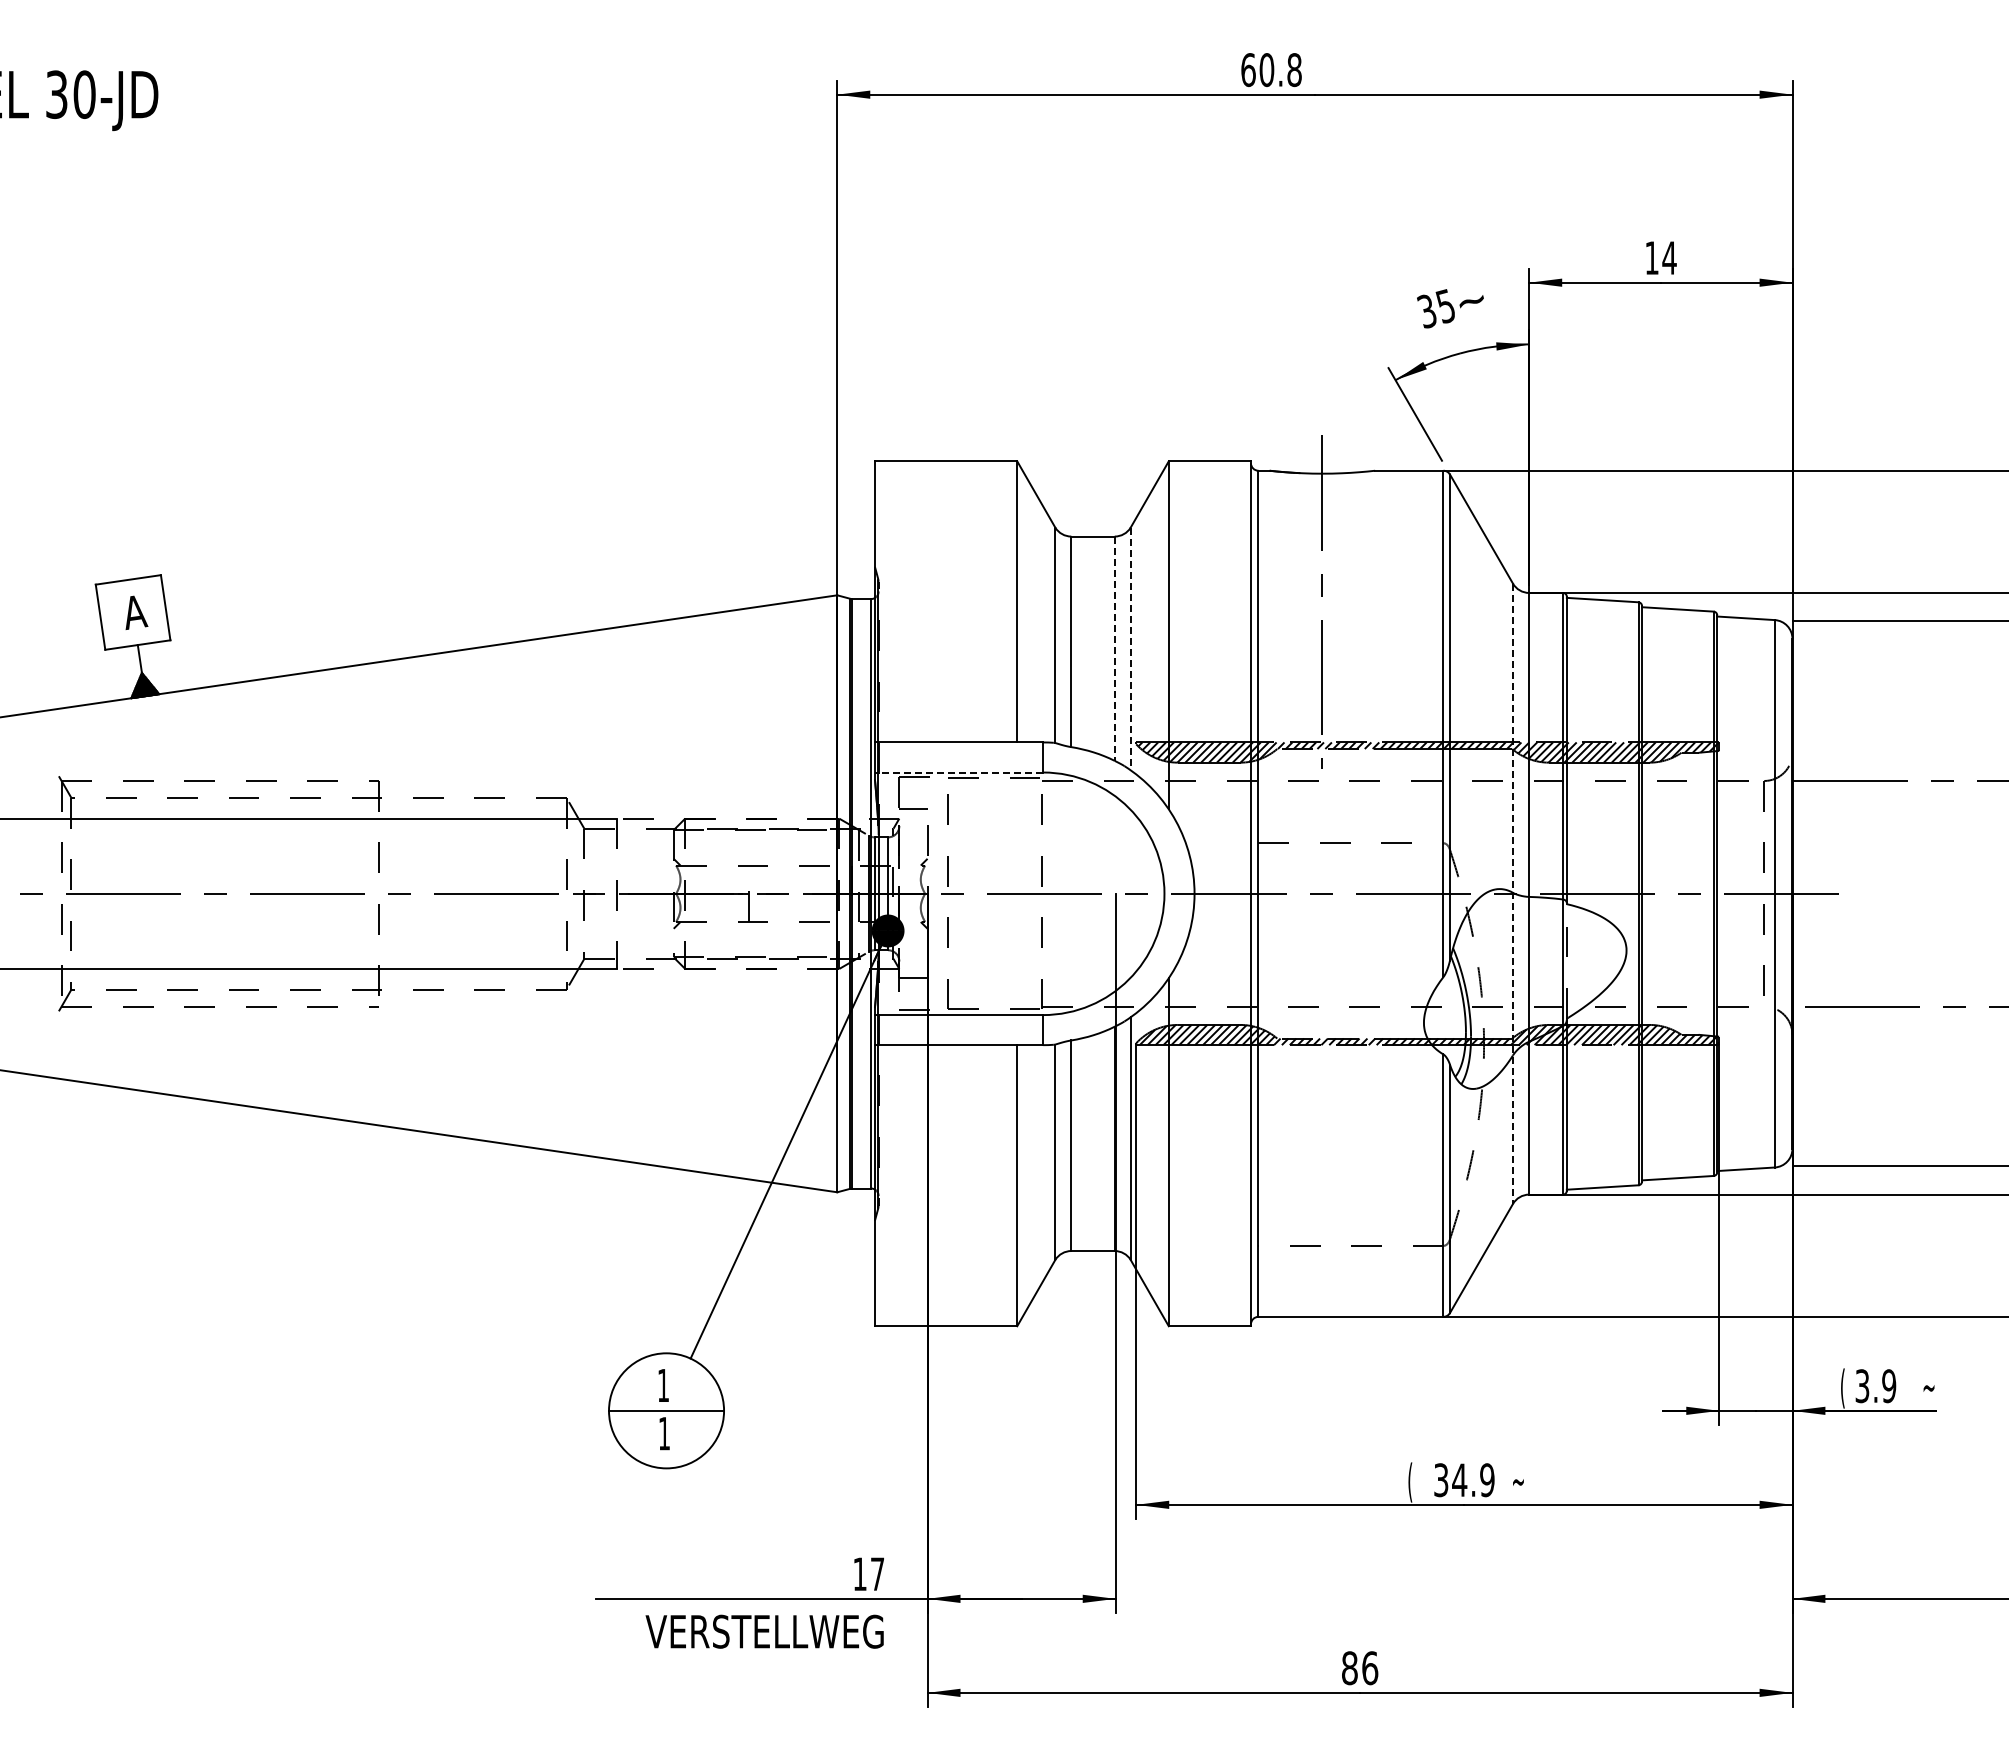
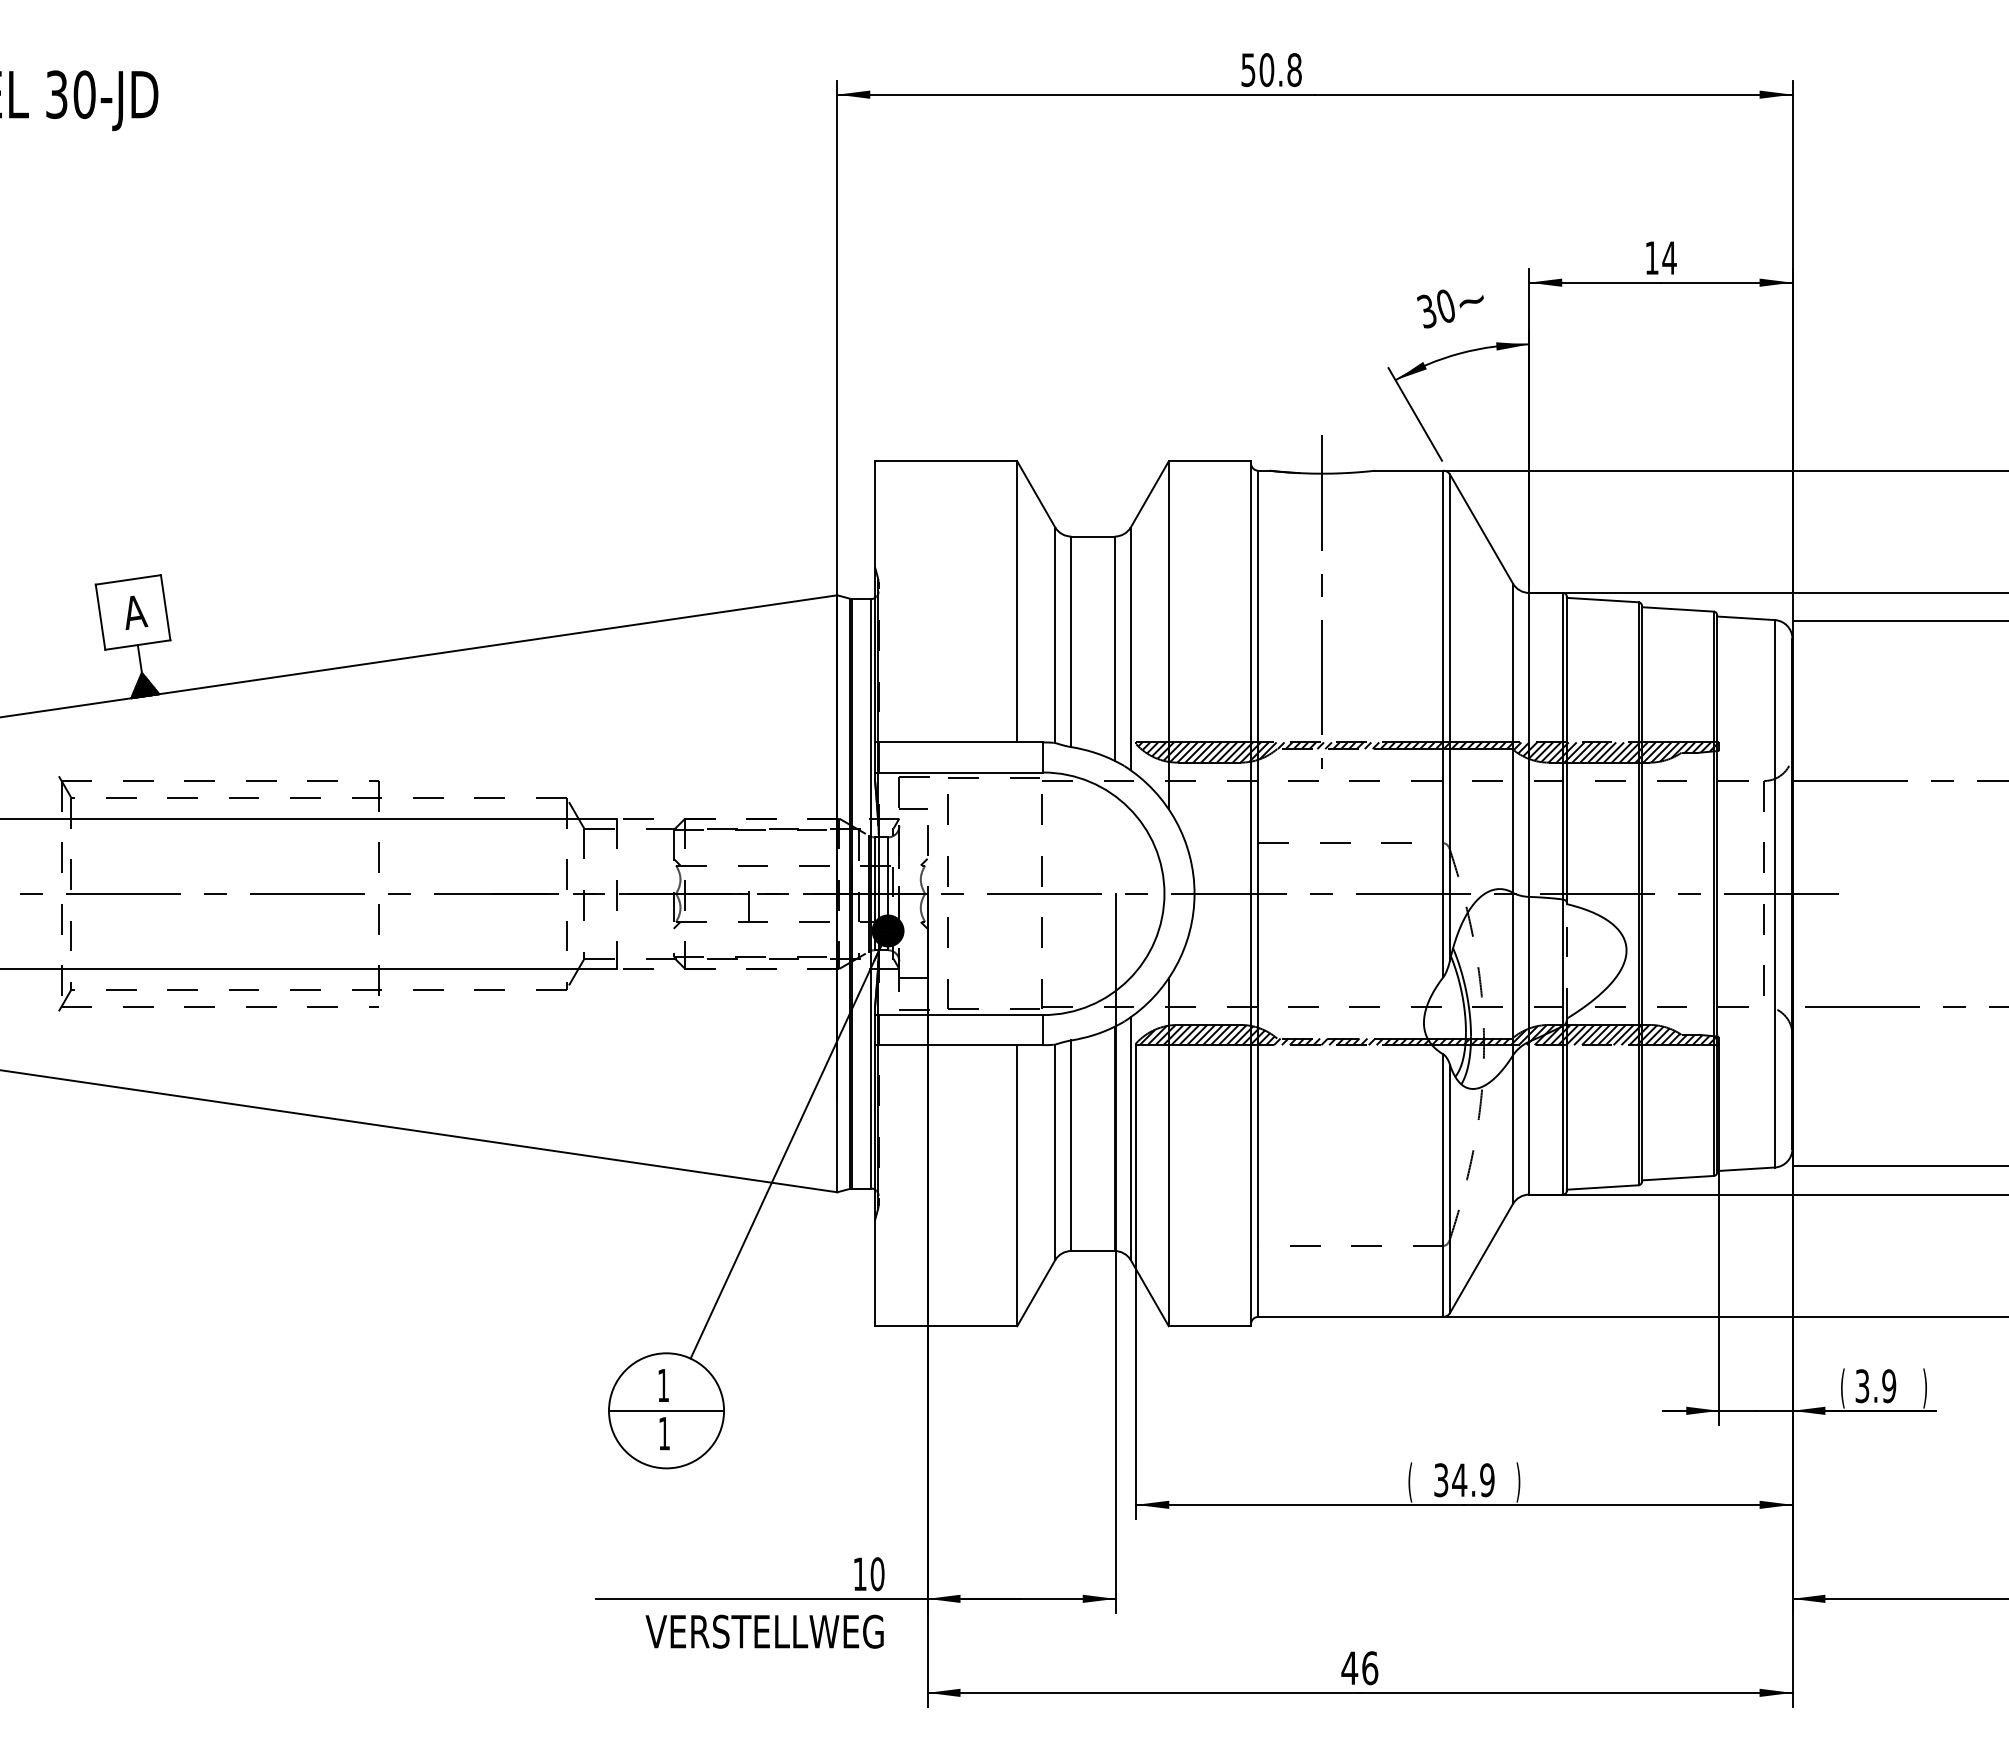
text: 60.8 -> 50.8 (1248, 70)
text: 35 -> 30 (1444, 306)
line: dashed -> solid (1114, 649)
line: dashed -> solid (1130, 649)
line: dashed -> solid (958, 772)
line: dashed -> solid (1512, 894)
text: ~ -> ) (1928, 1388)
text: ~ -> ) (1518, 1482)
text: 17 -> 10 (877, 1574)
text: 86 -> 46 (1349, 1668)
